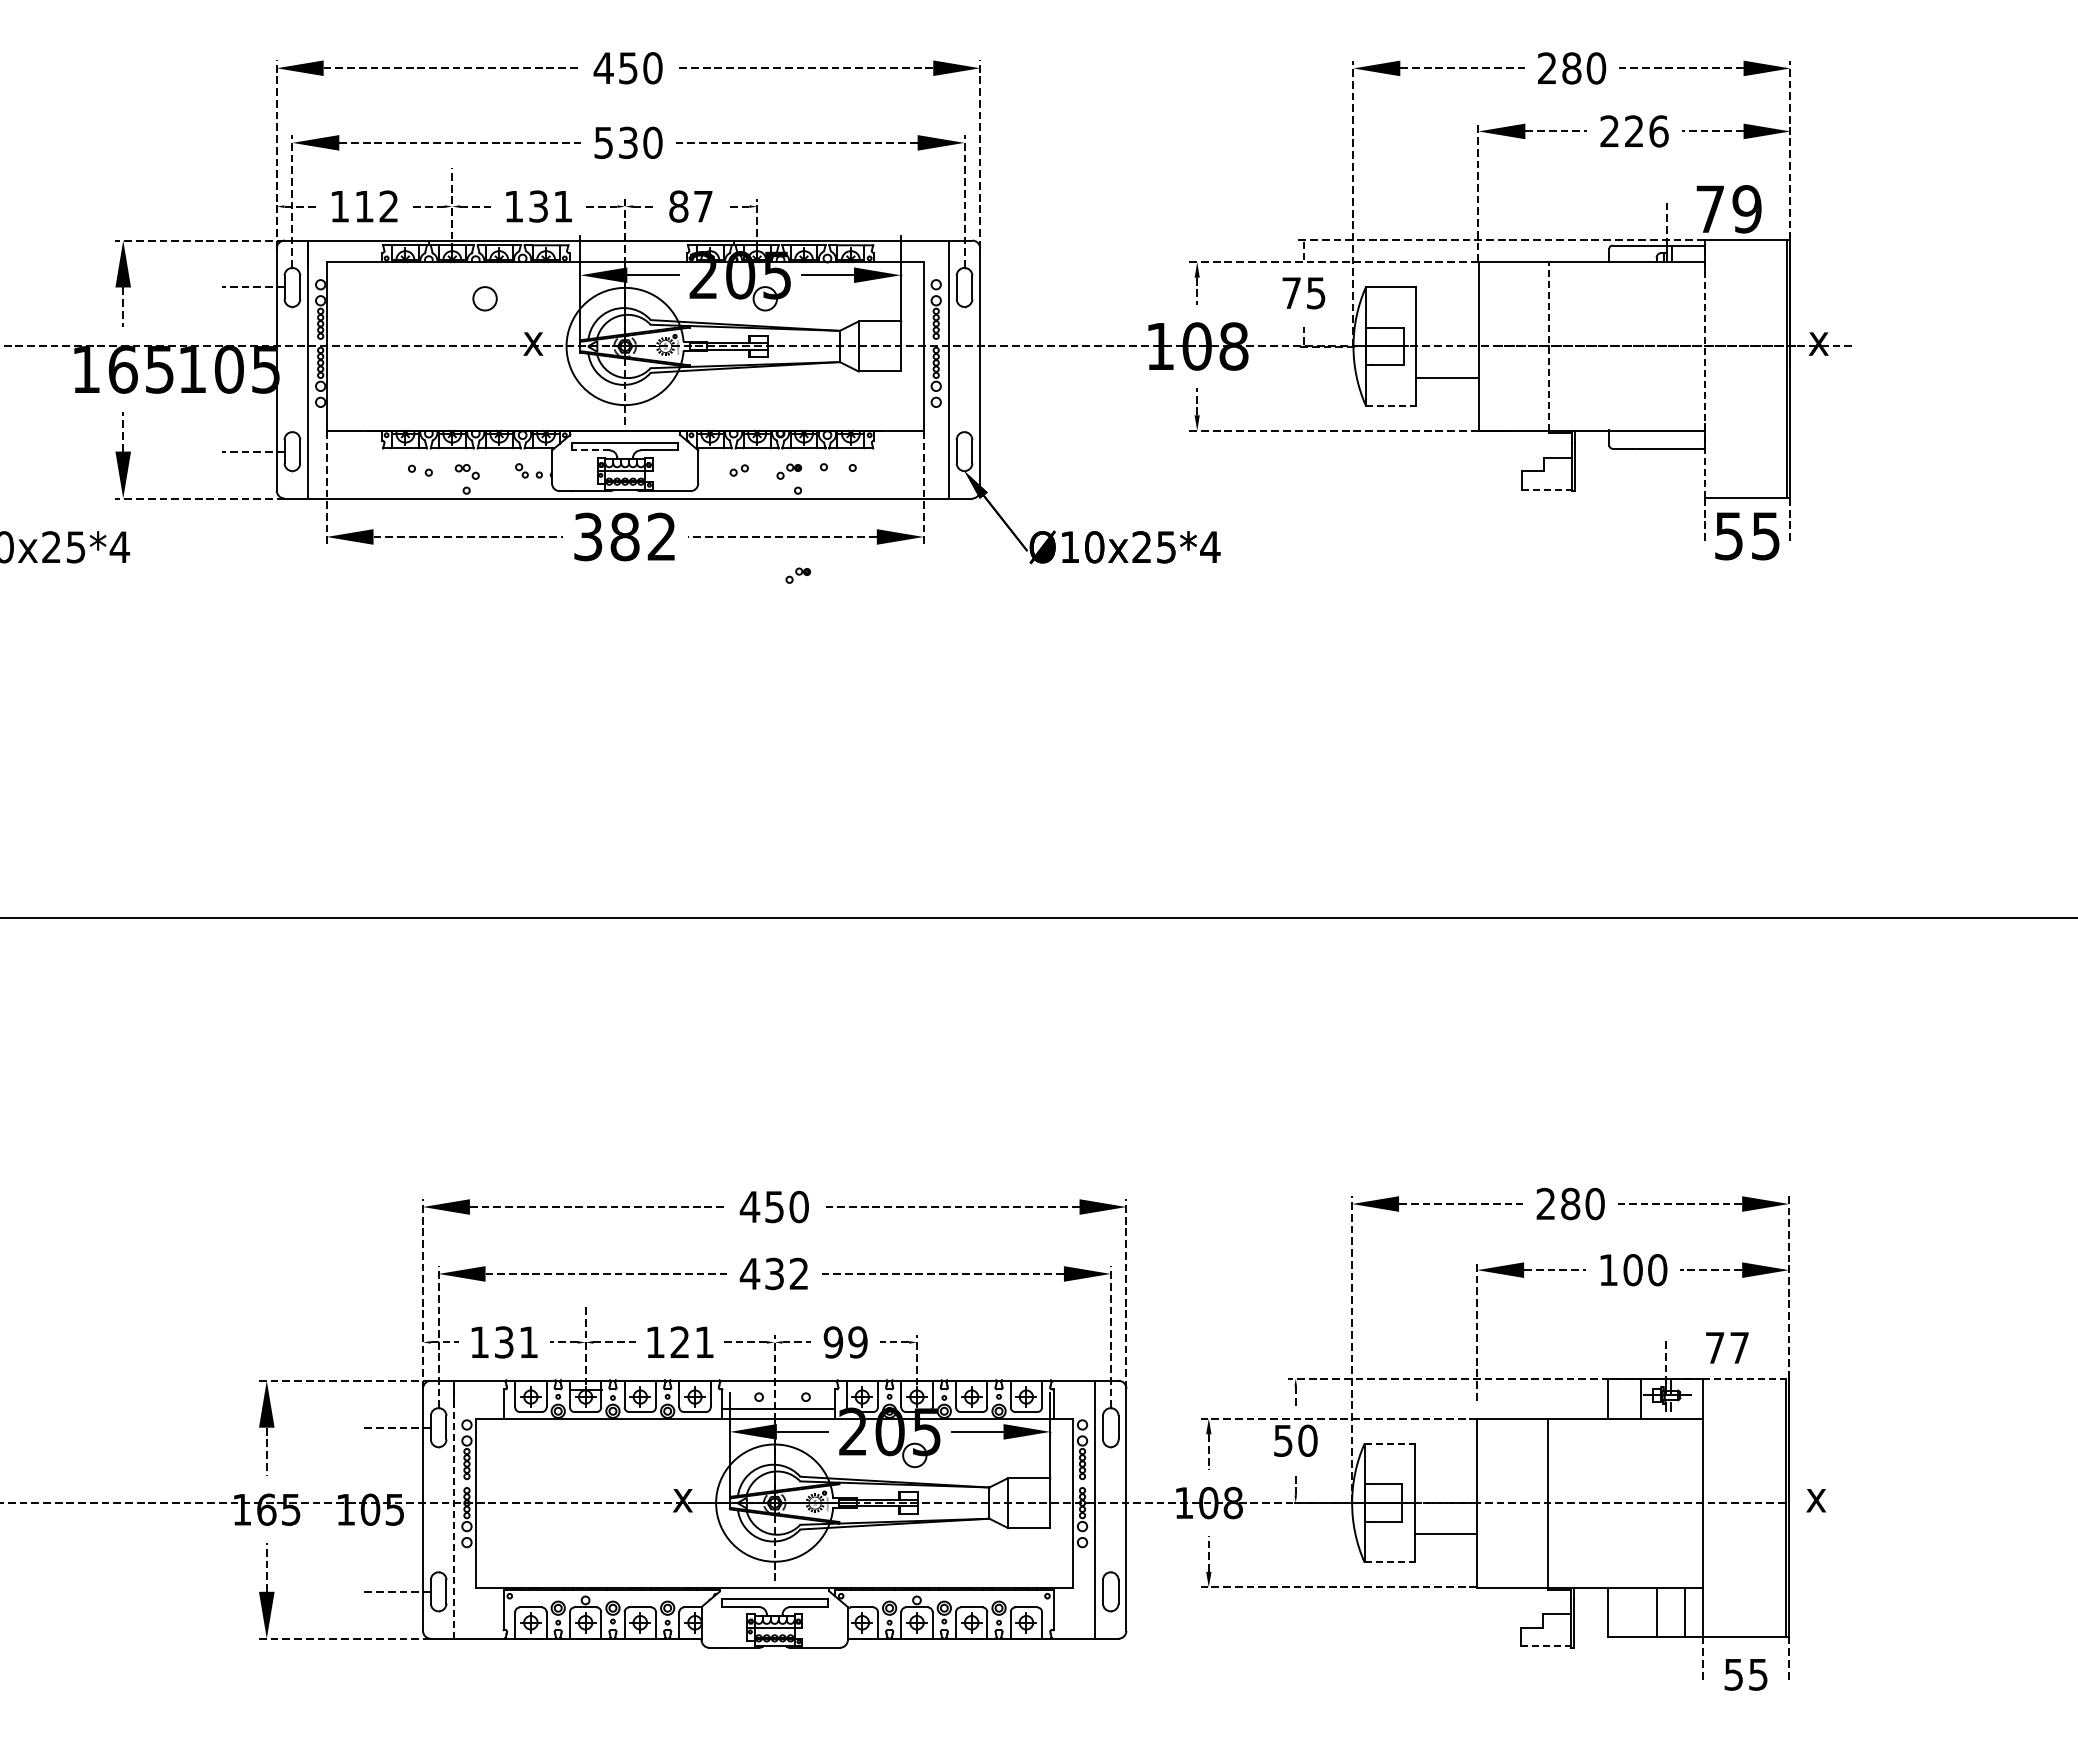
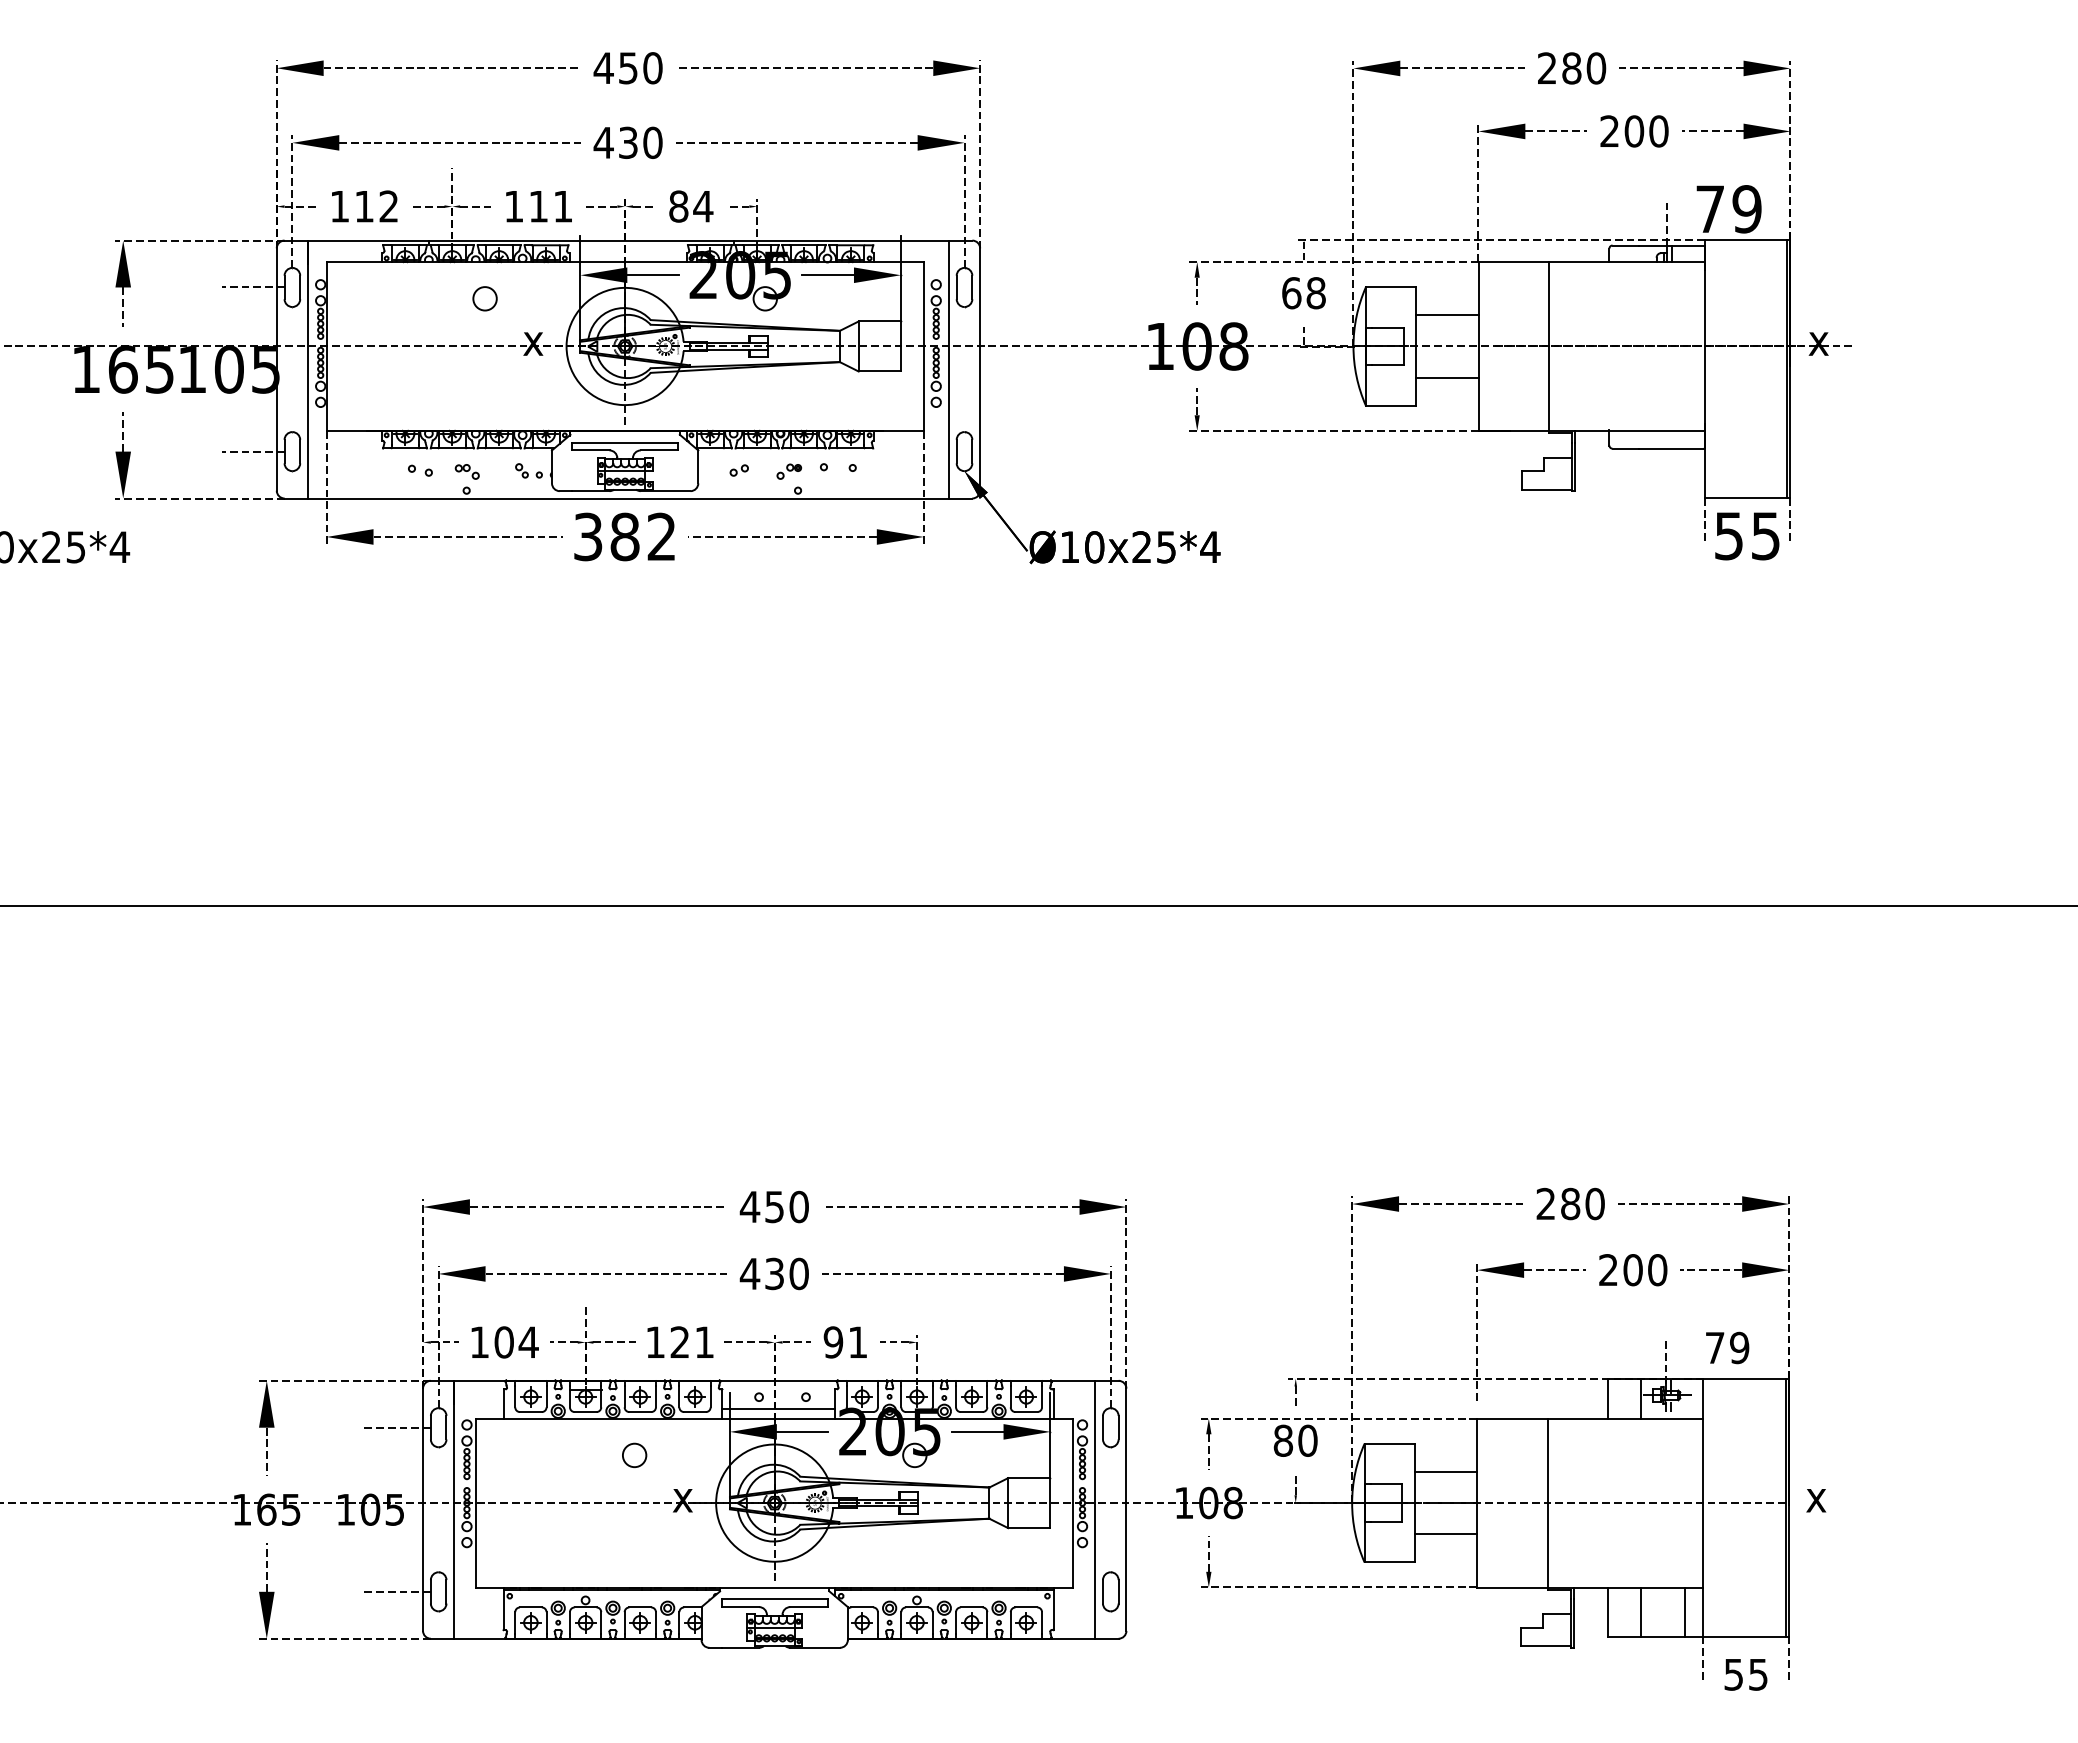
text: 226 -> 200 (1646, 131)
text: 530 -> 430 (603, 142)
text: 131 -> 111 (538, 206)
text: 87 -> 84 (703, 206)
text: 75 -> 68 (1303, 293)
line: none -> present (1447, 315)
line: dashed -> solid (1548, 345)
line: dashed -> solid (1704, 368)
line: dashed -> solid (1391, 405)
line: dashed -> solid (590, 450)
line: dashed -> solid (1547, 489)
part: present -> none (797, 575)
line position: (1038, 918) -> (1038, 906) (1038, 906)
text: 100 -> 200 (1608, 1269)
text: 432 -> 430 (798, 1273)
text: 131 -> 104 (516, 1342)
text: 99 -> 91 (857, 1342)
text: 77 -> 79 (1739, 1347)
line: dashed -> solid (1746, 1378)
text: 50 -> 80 (1283, 1440)
line: dashed -> solid (1390, 1443)
circle: none -> present (634, 1455)
line: none -> present (1445, 1471)
line: dashed -> solid (454, 1509)
line: dashed -> solid (1390, 1562)
line position: (1656, 1611) -> (1640, 1611) (1640, 1611)
line: dashed -> solid (1546, 1646)
